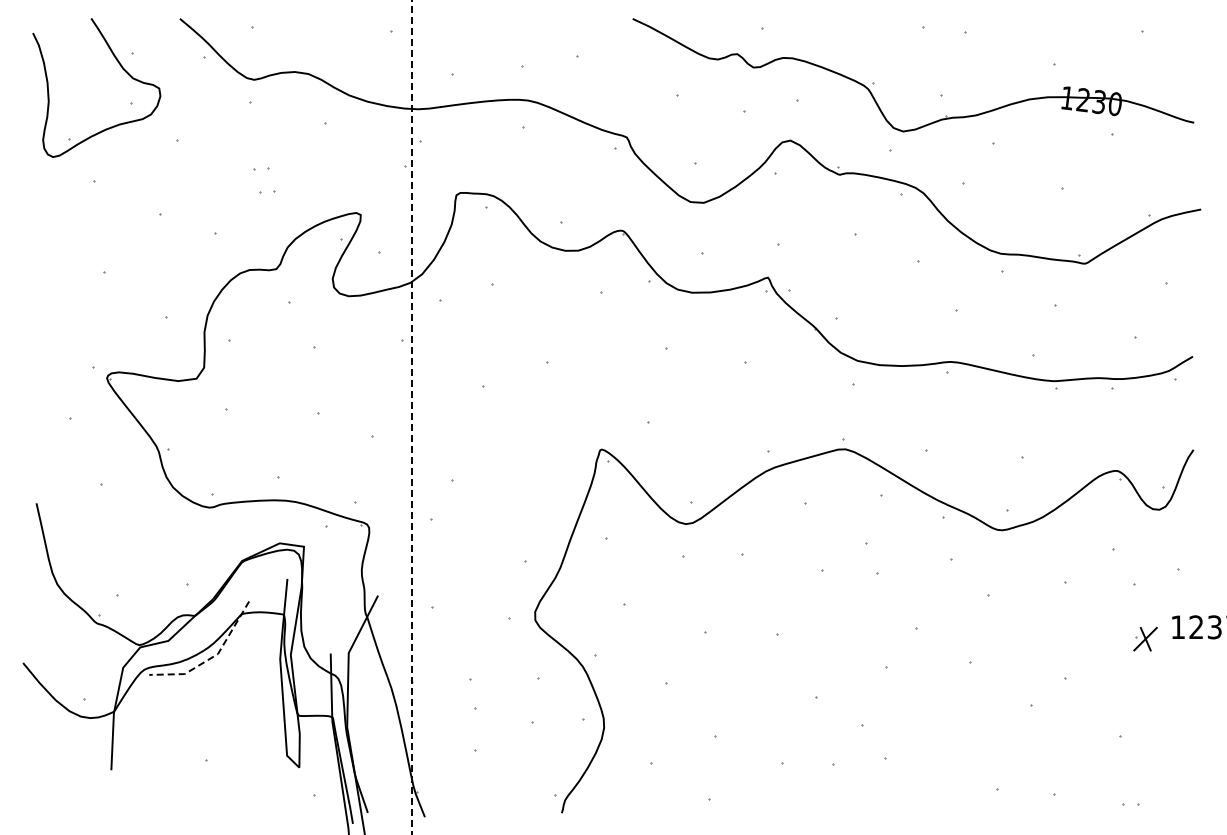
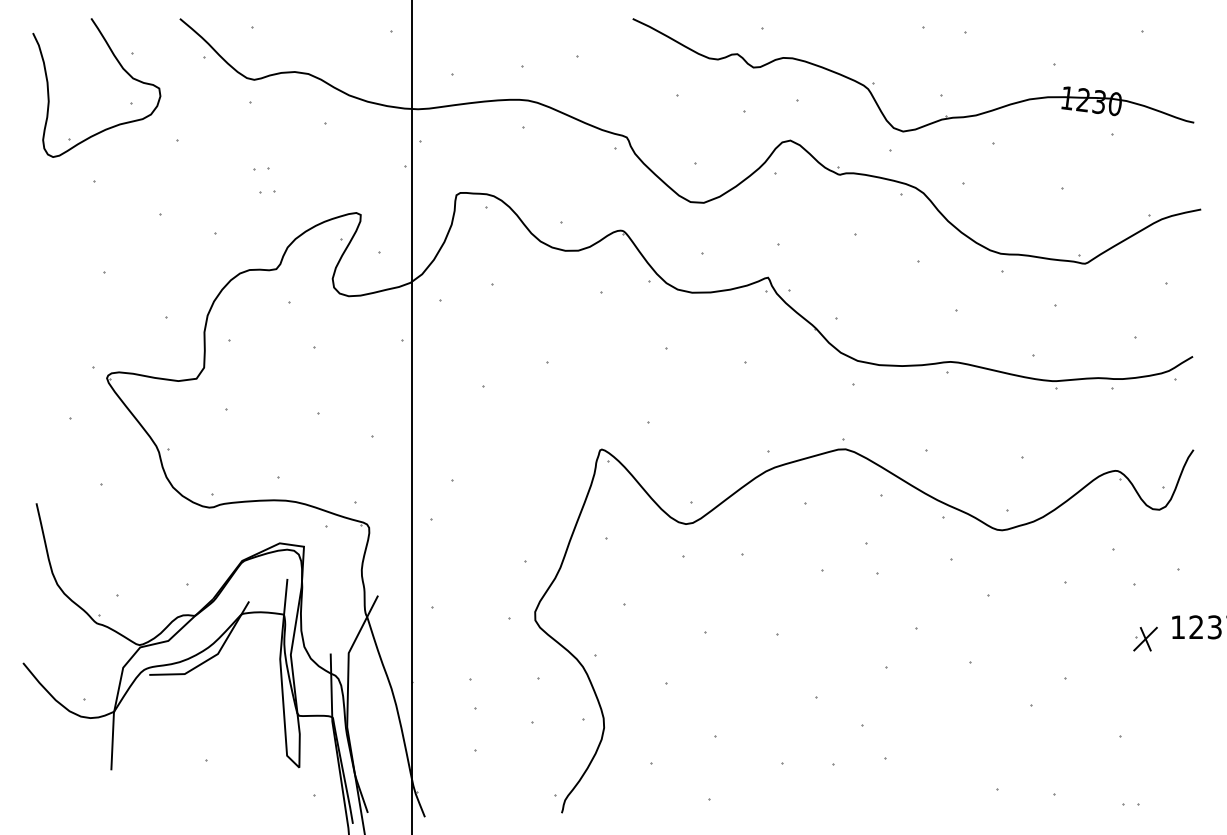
line: dashed -> solid (412, 417)
line: dashed -> solid (212, 657)
